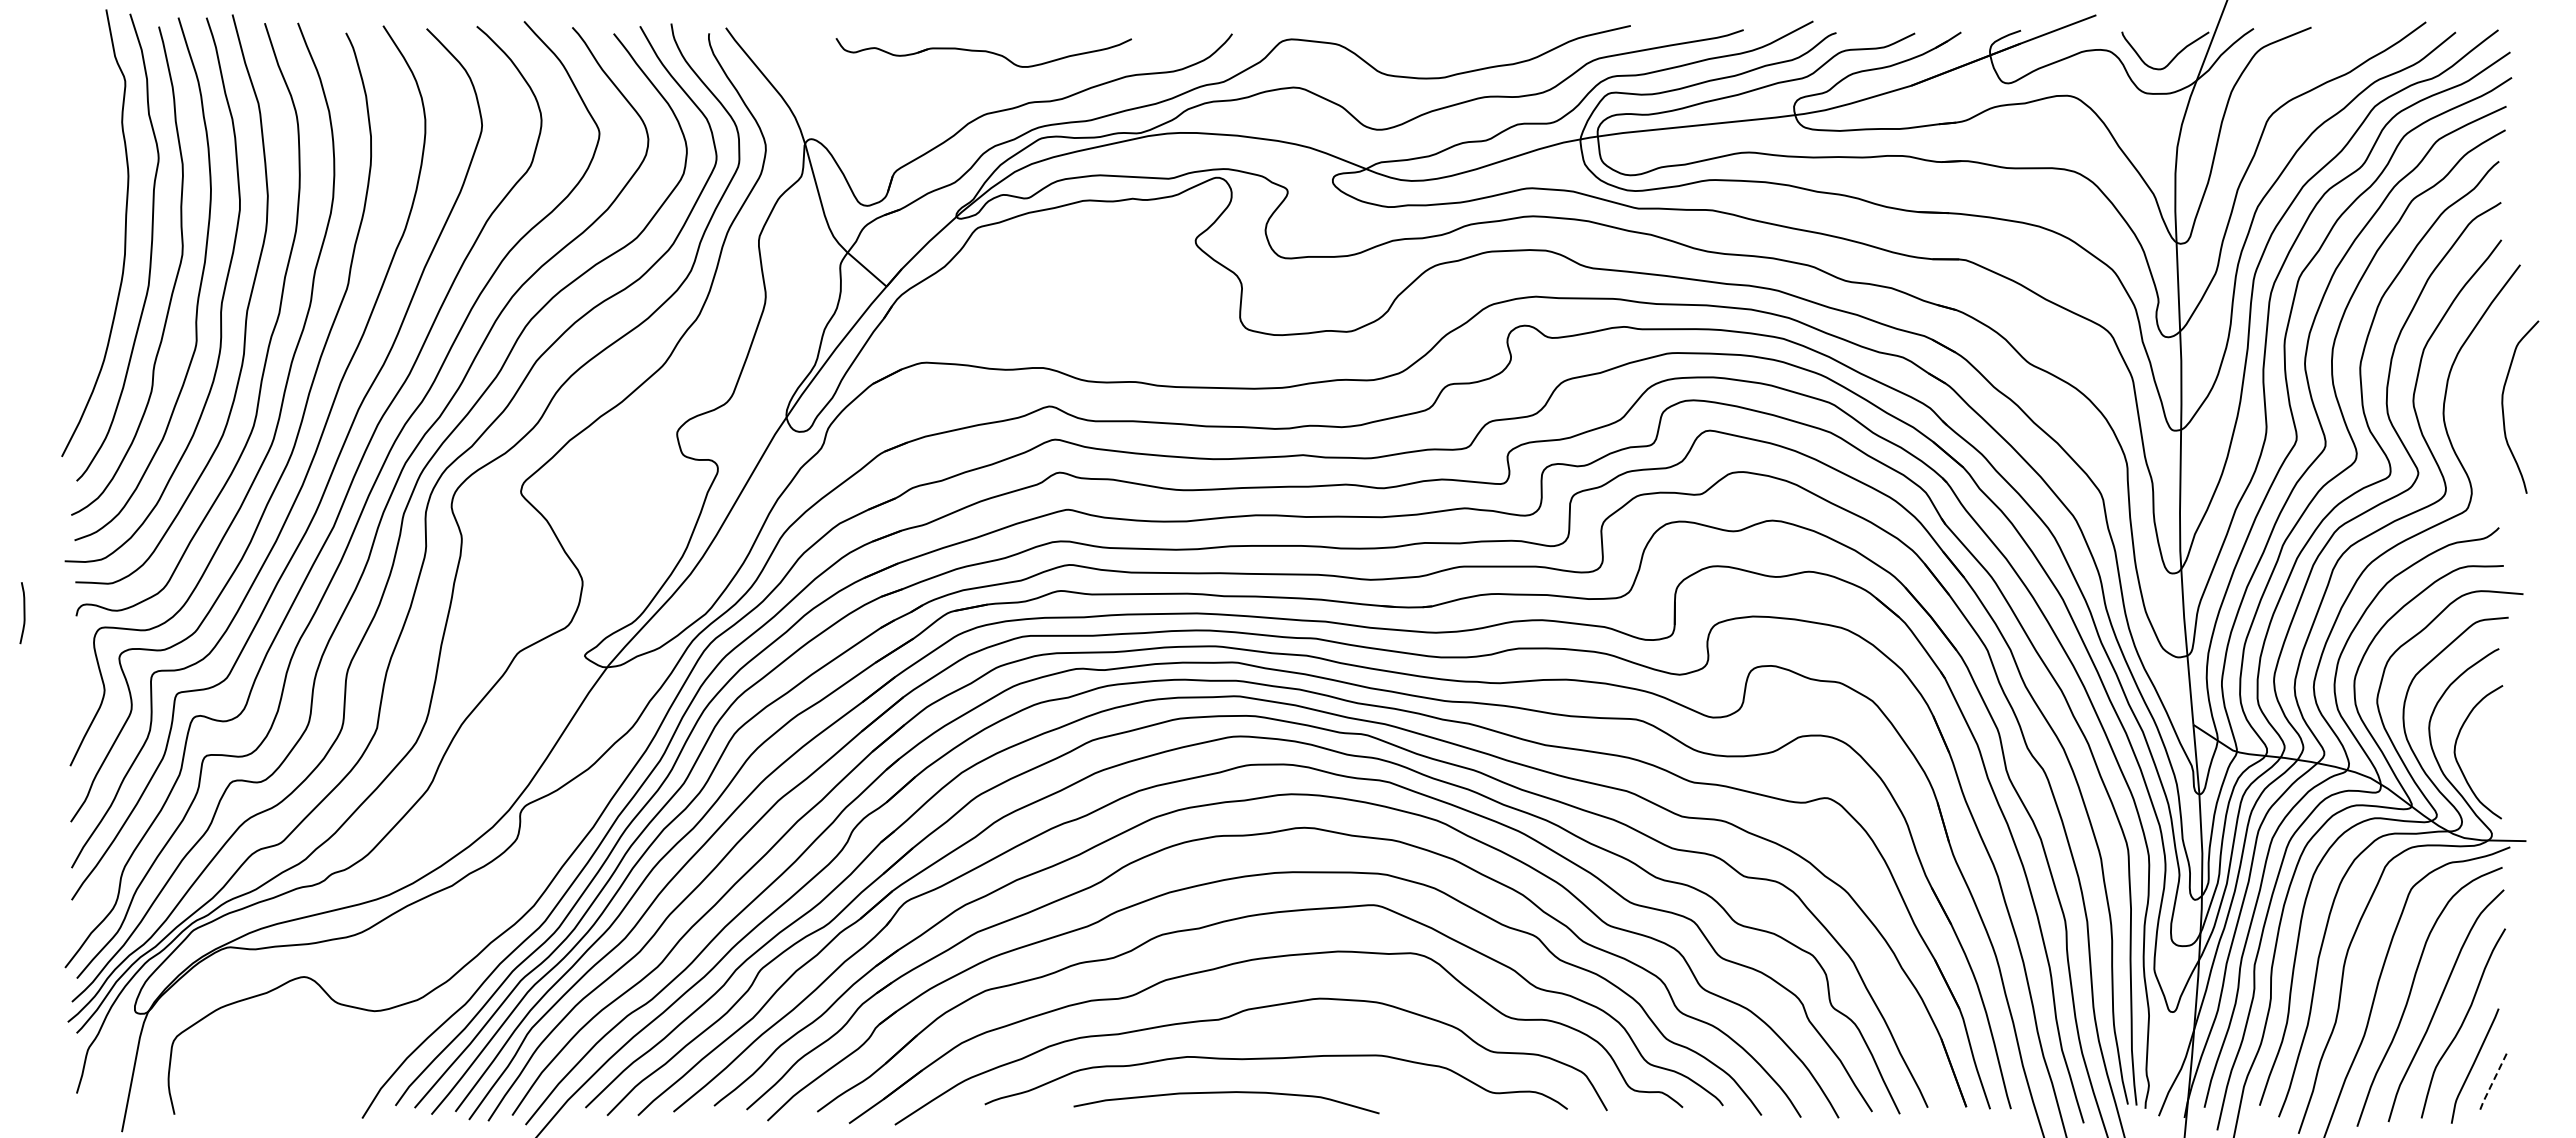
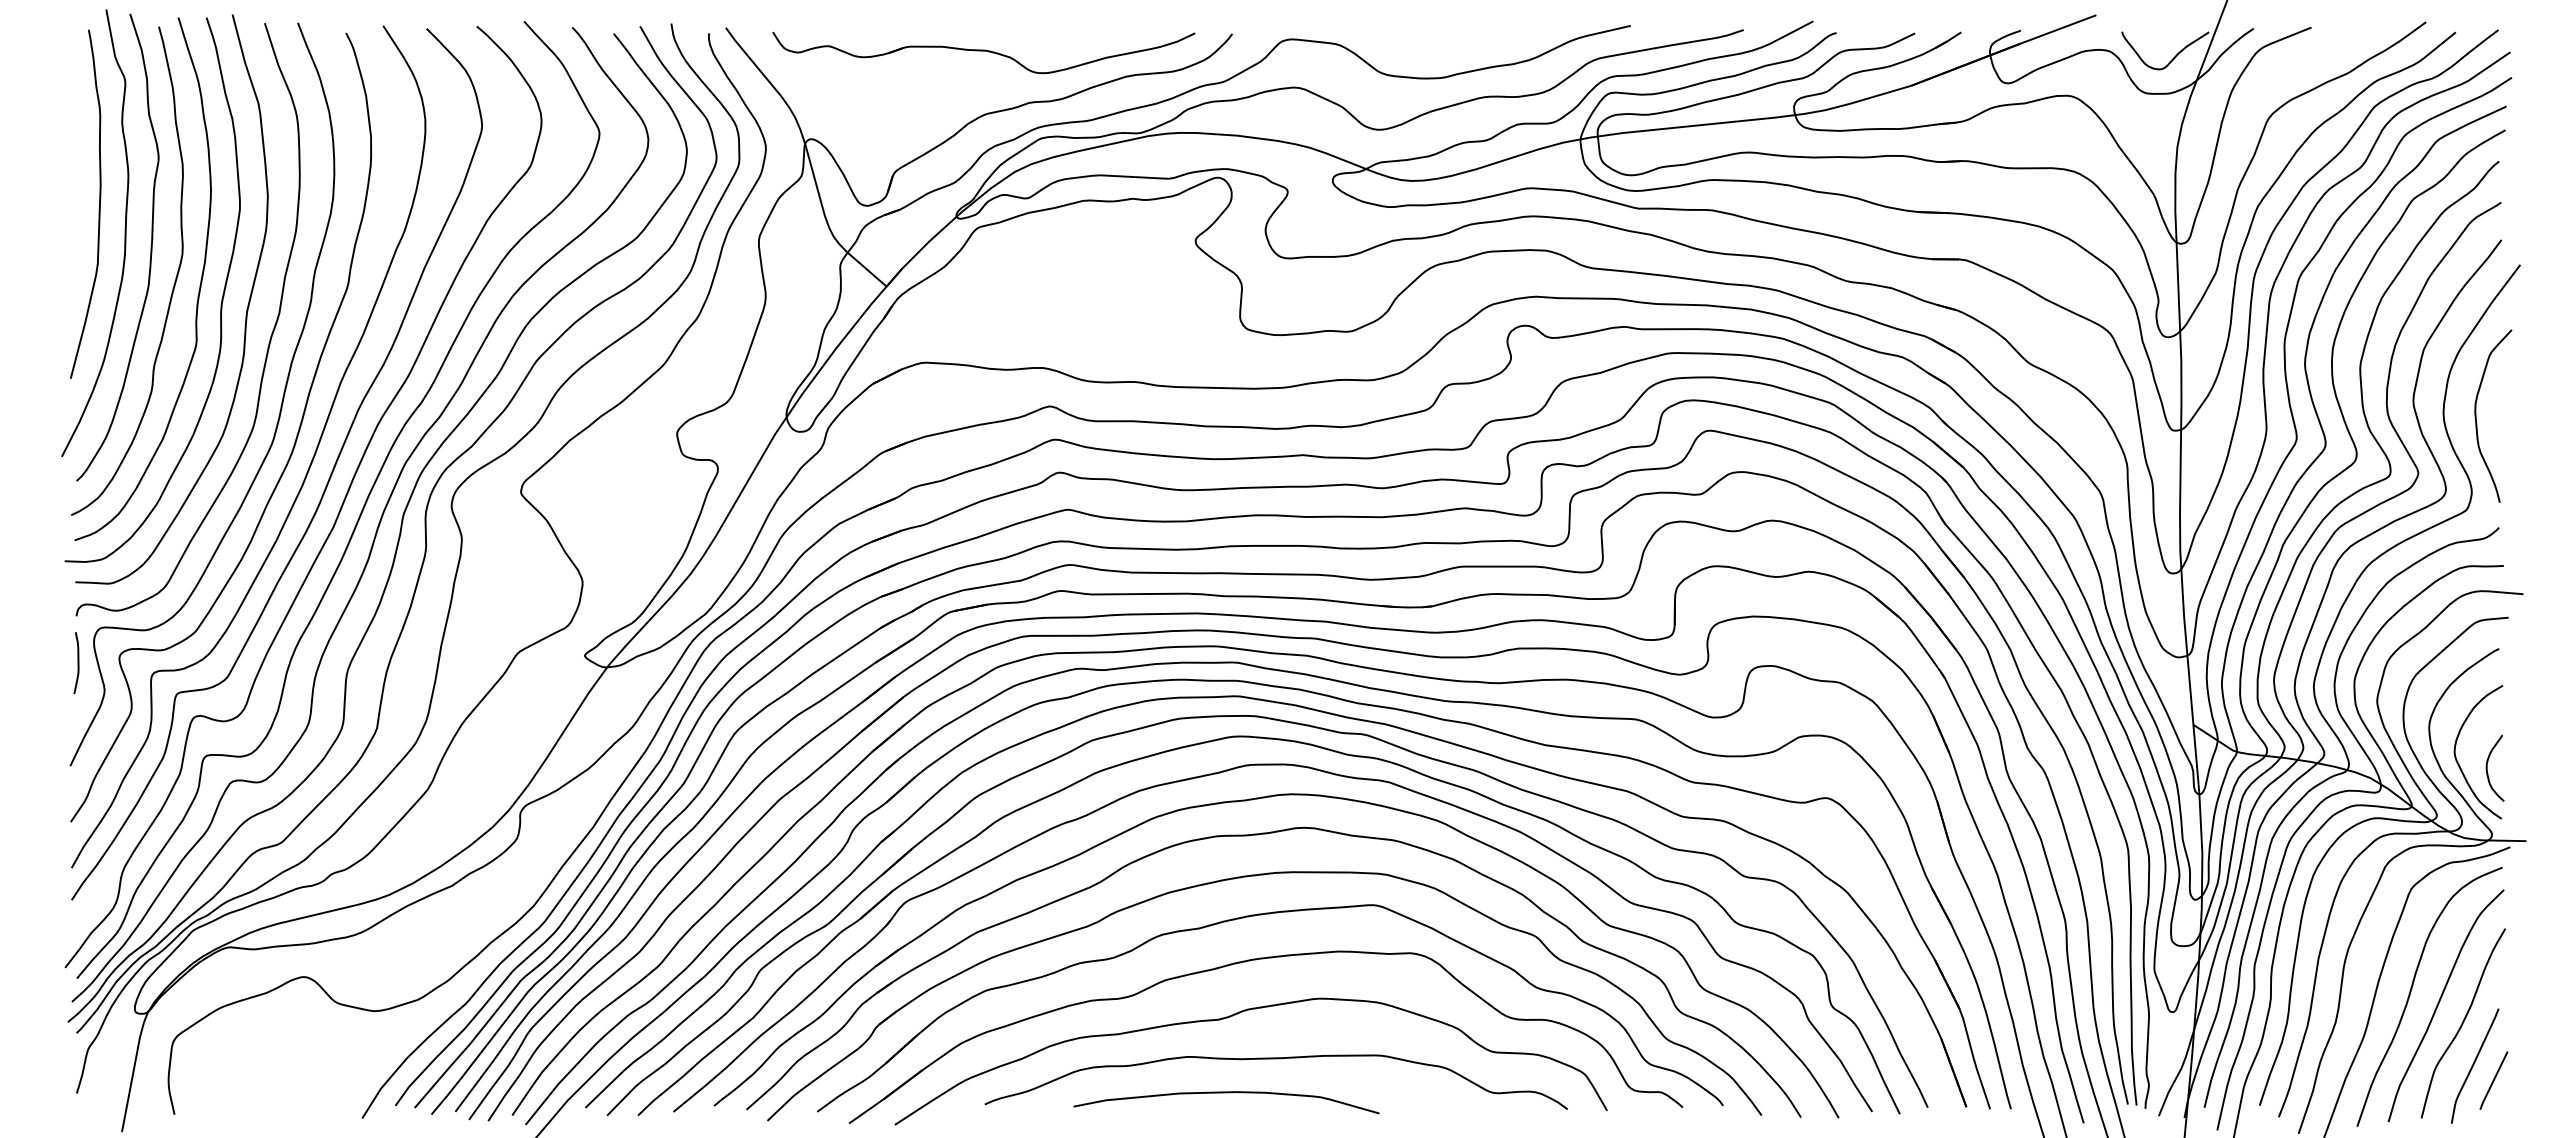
part size: 297x30 px -> 424x43 px (983, 52)
curve: none -> present (99, 203)
curve position: (2503, 406) -> (2476, 415) (2476, 415)
curve position: (23, 613) -> (77, 663) (77, 663)
curve: none -> present (2487, 768)
line: dashed -> solid (2493, 1081)
